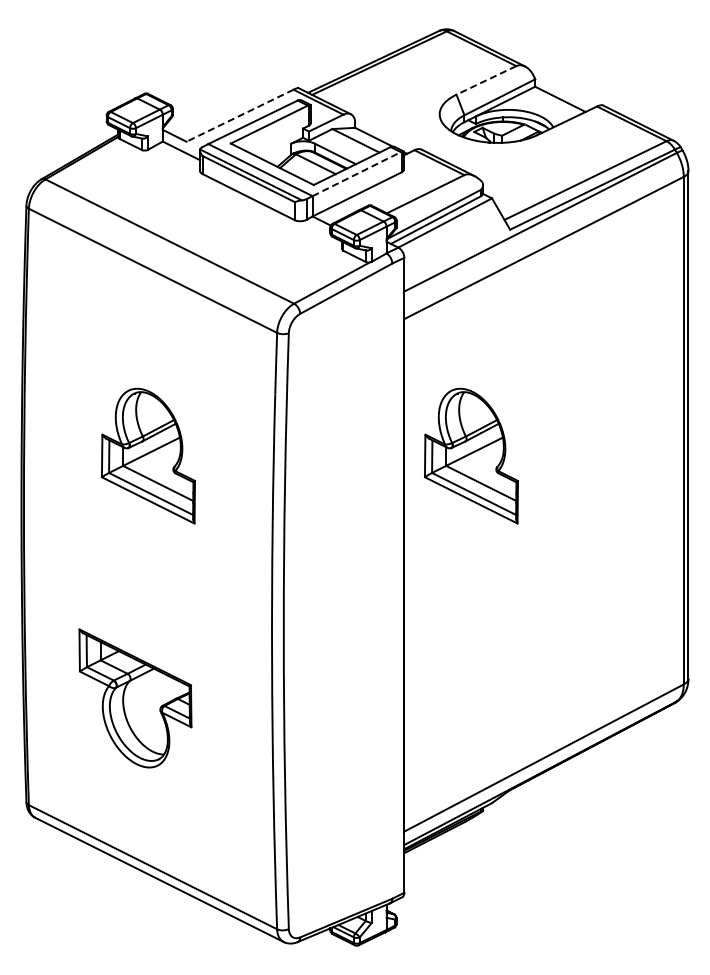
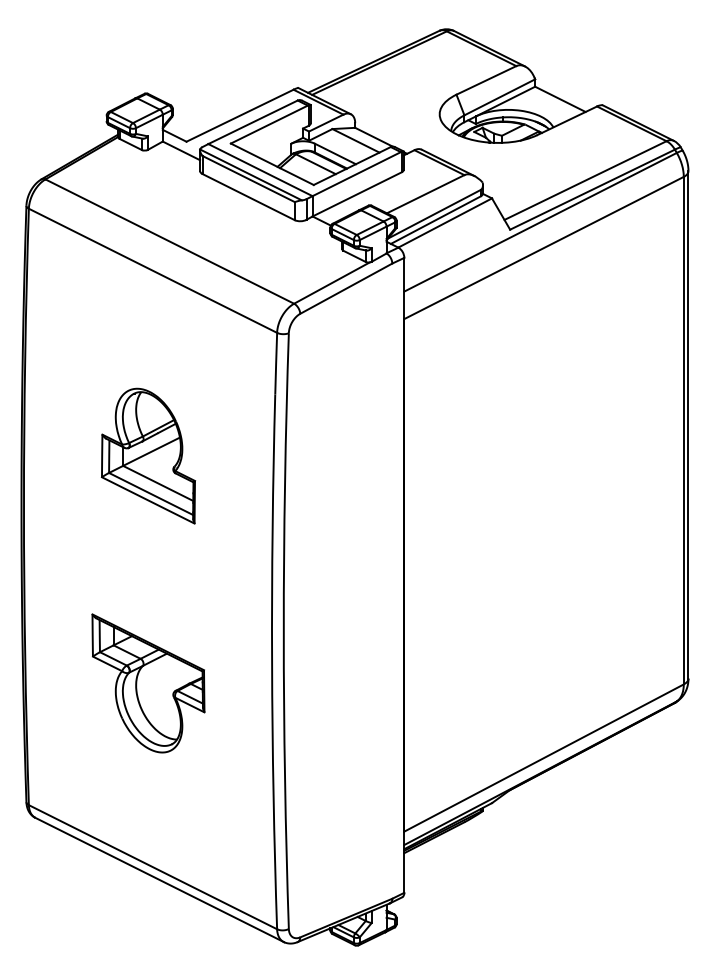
line: dashed -> solid (485, 80)
line: dashed -> solid (240, 115)
line: dashed -> solid (357, 173)
part: present -> none (471, 455)
part position: (135, 698) -> (148, 683) (148, 683)
